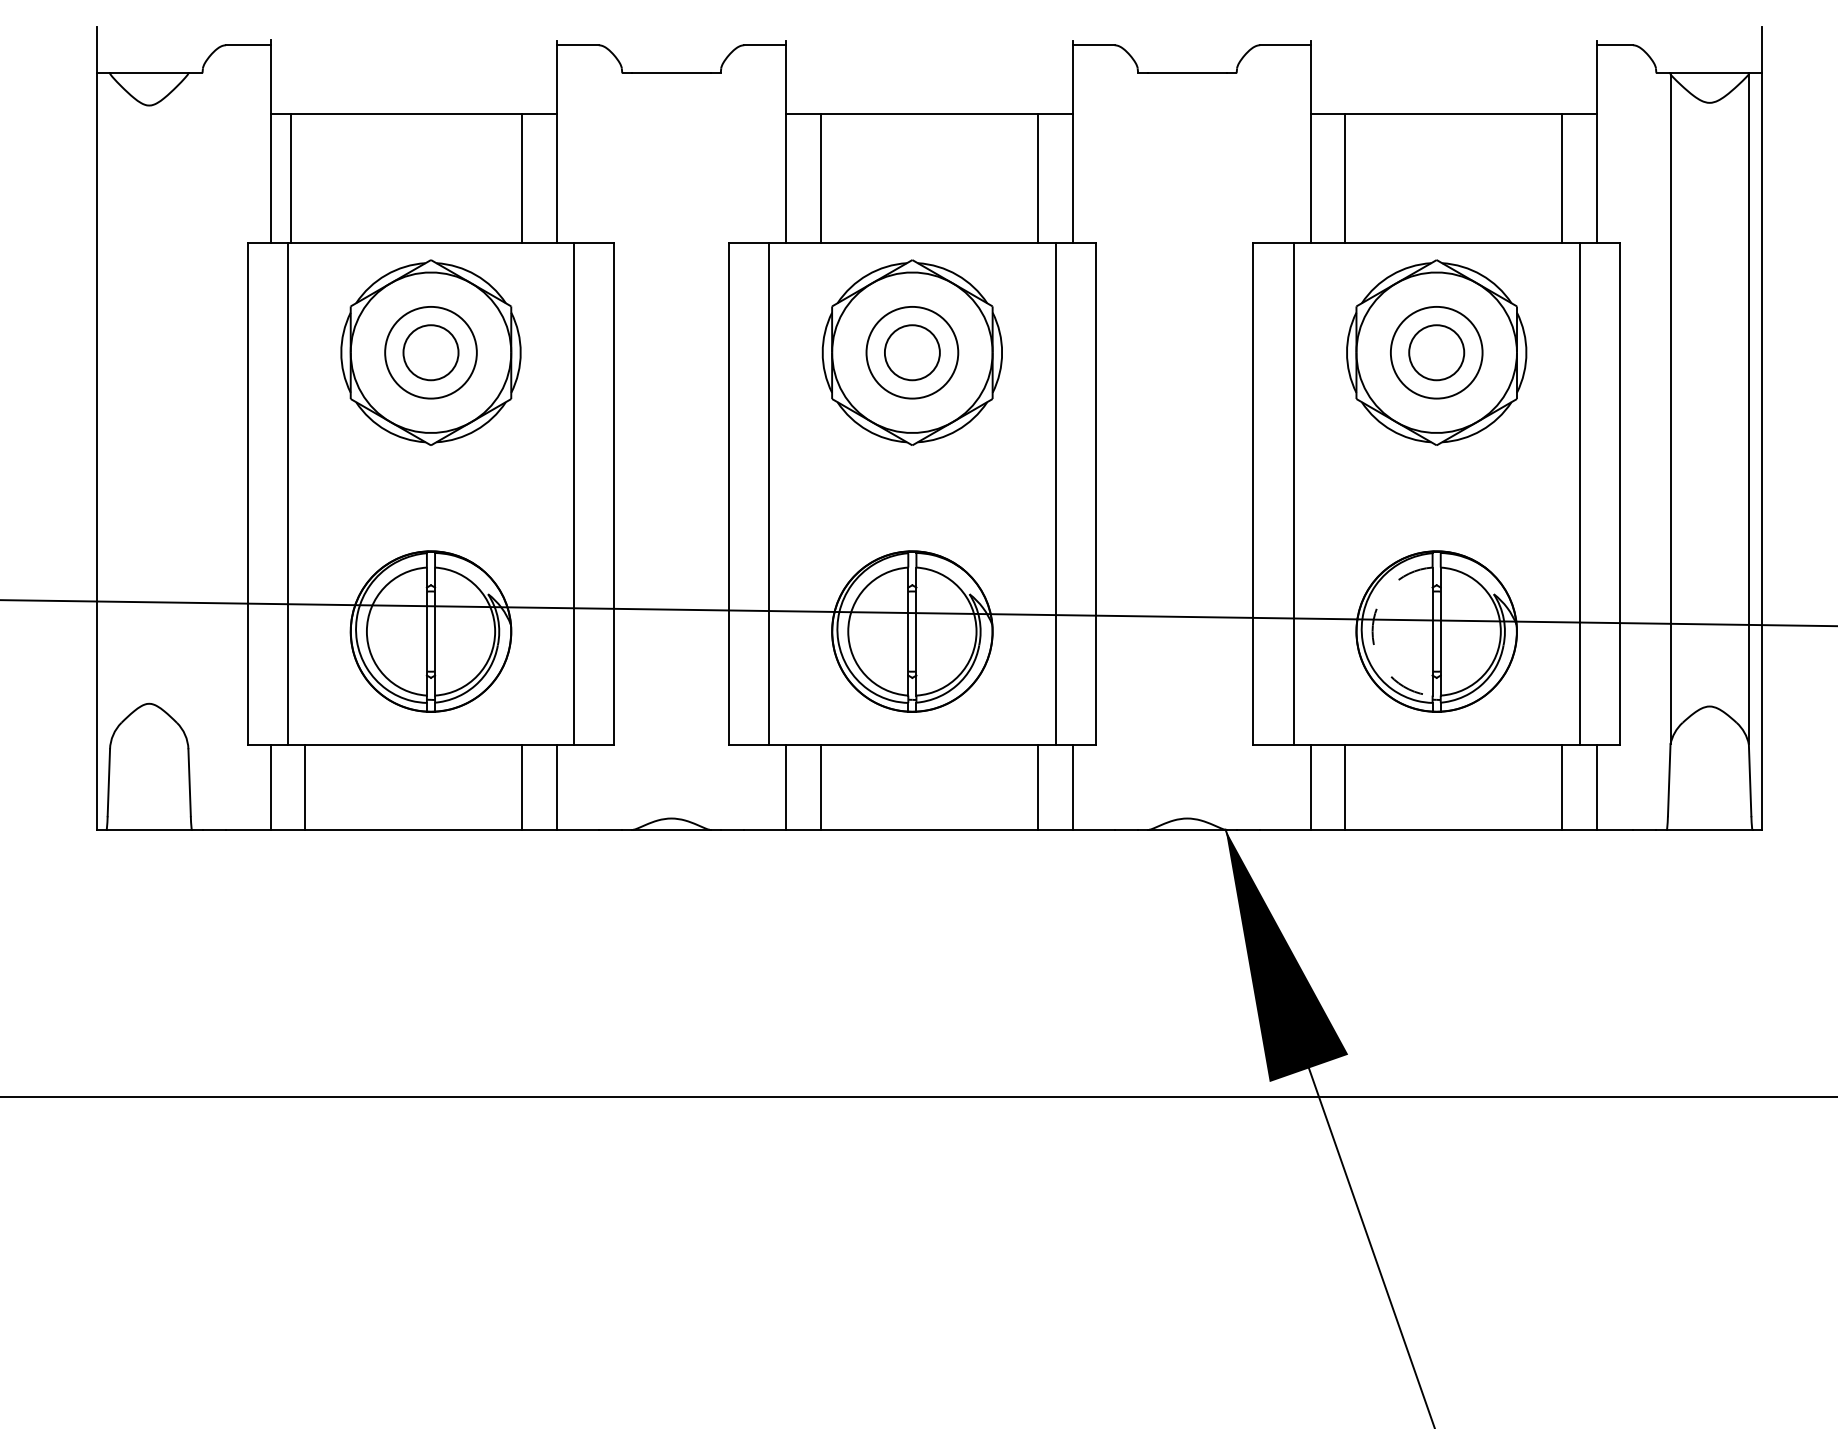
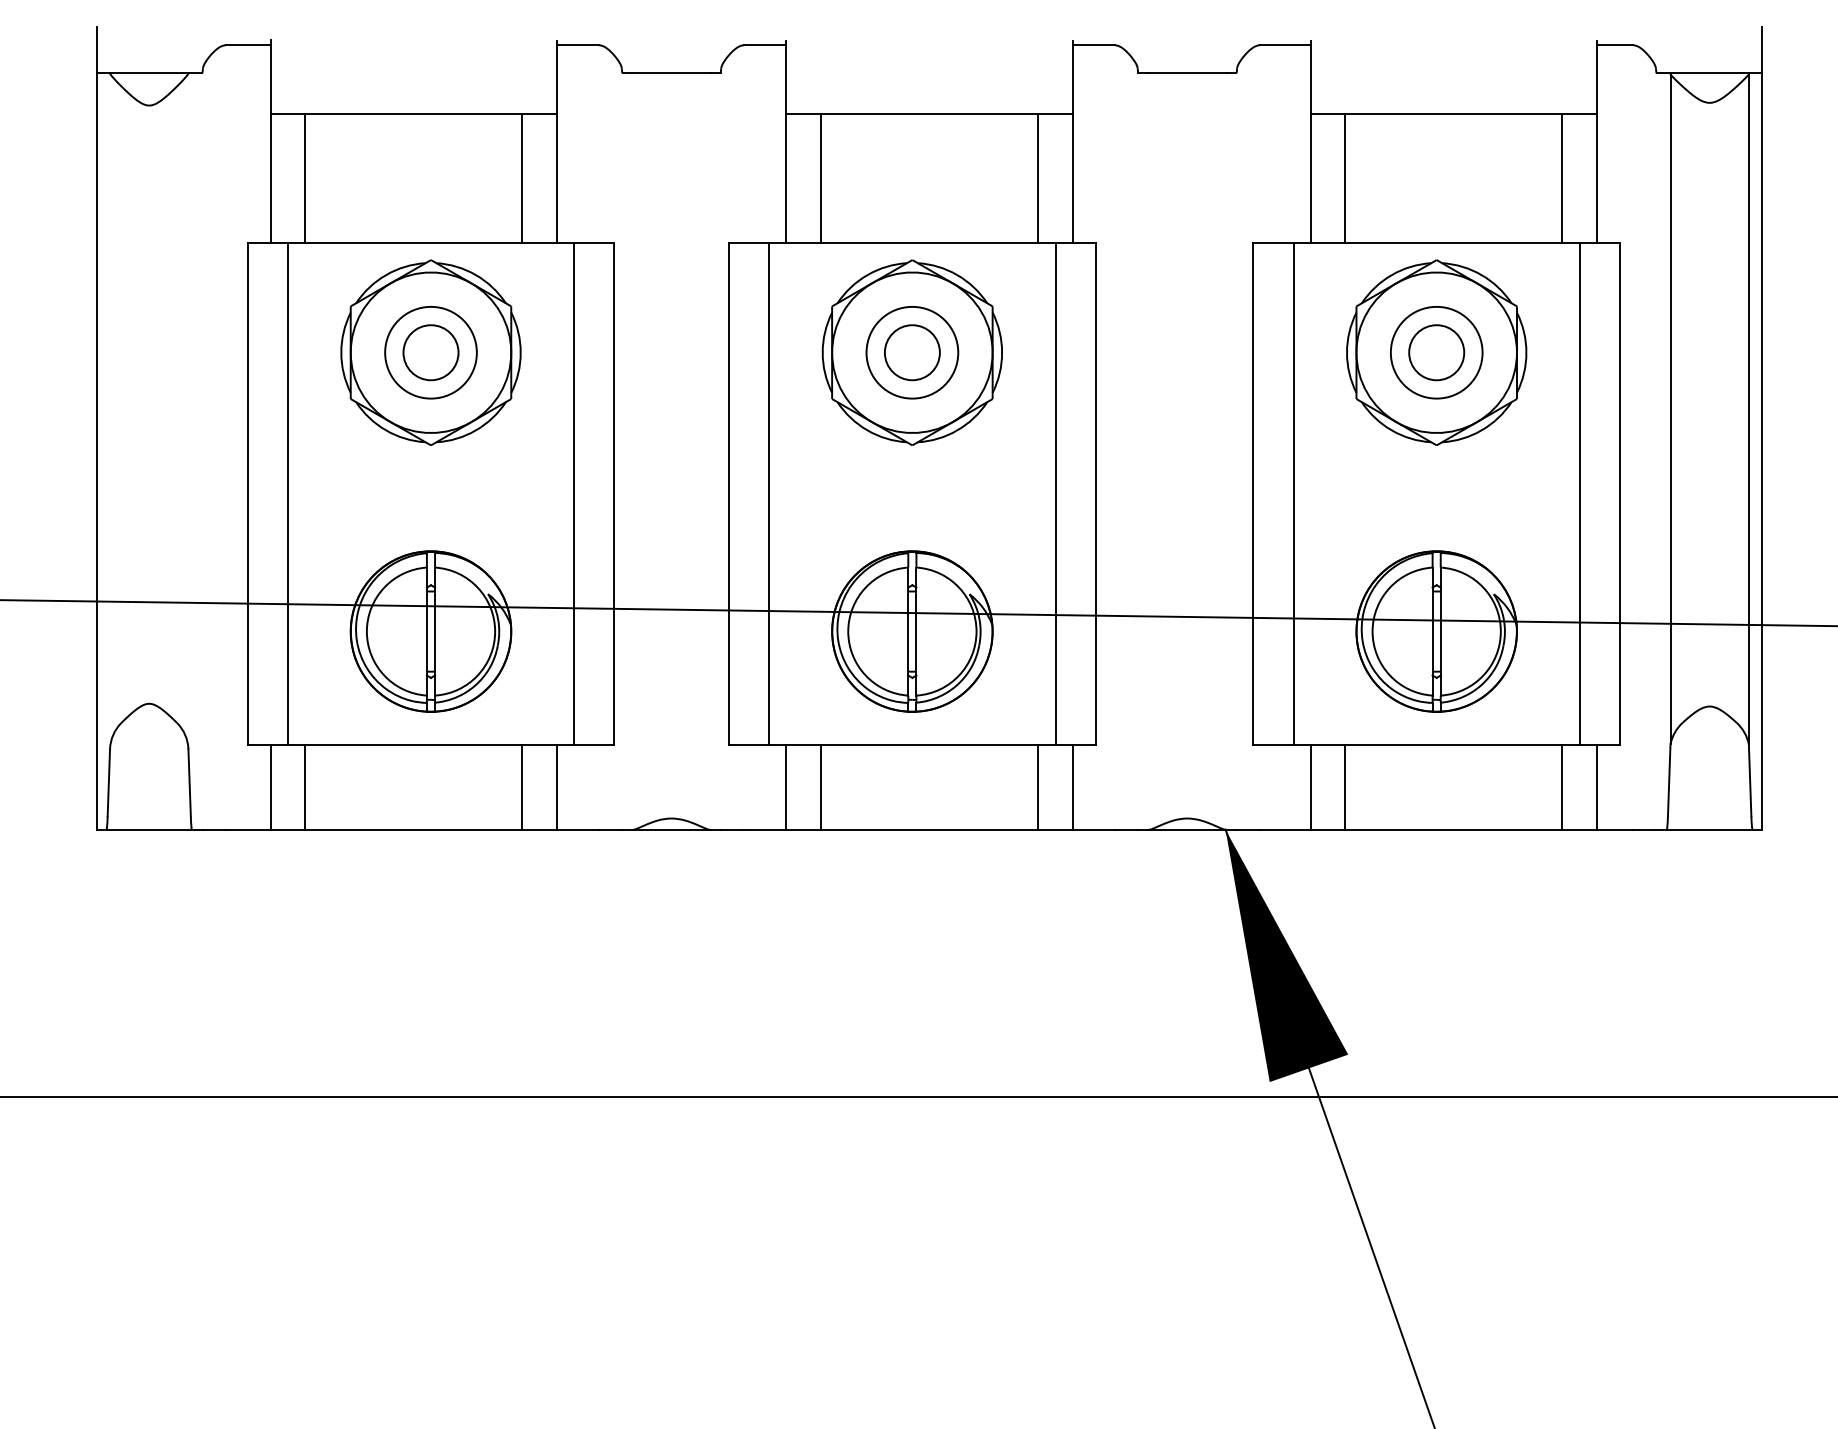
line position: (290, 178) -> (304, 178) (304, 178)
arc: dashed -> solid (1372, 631)
